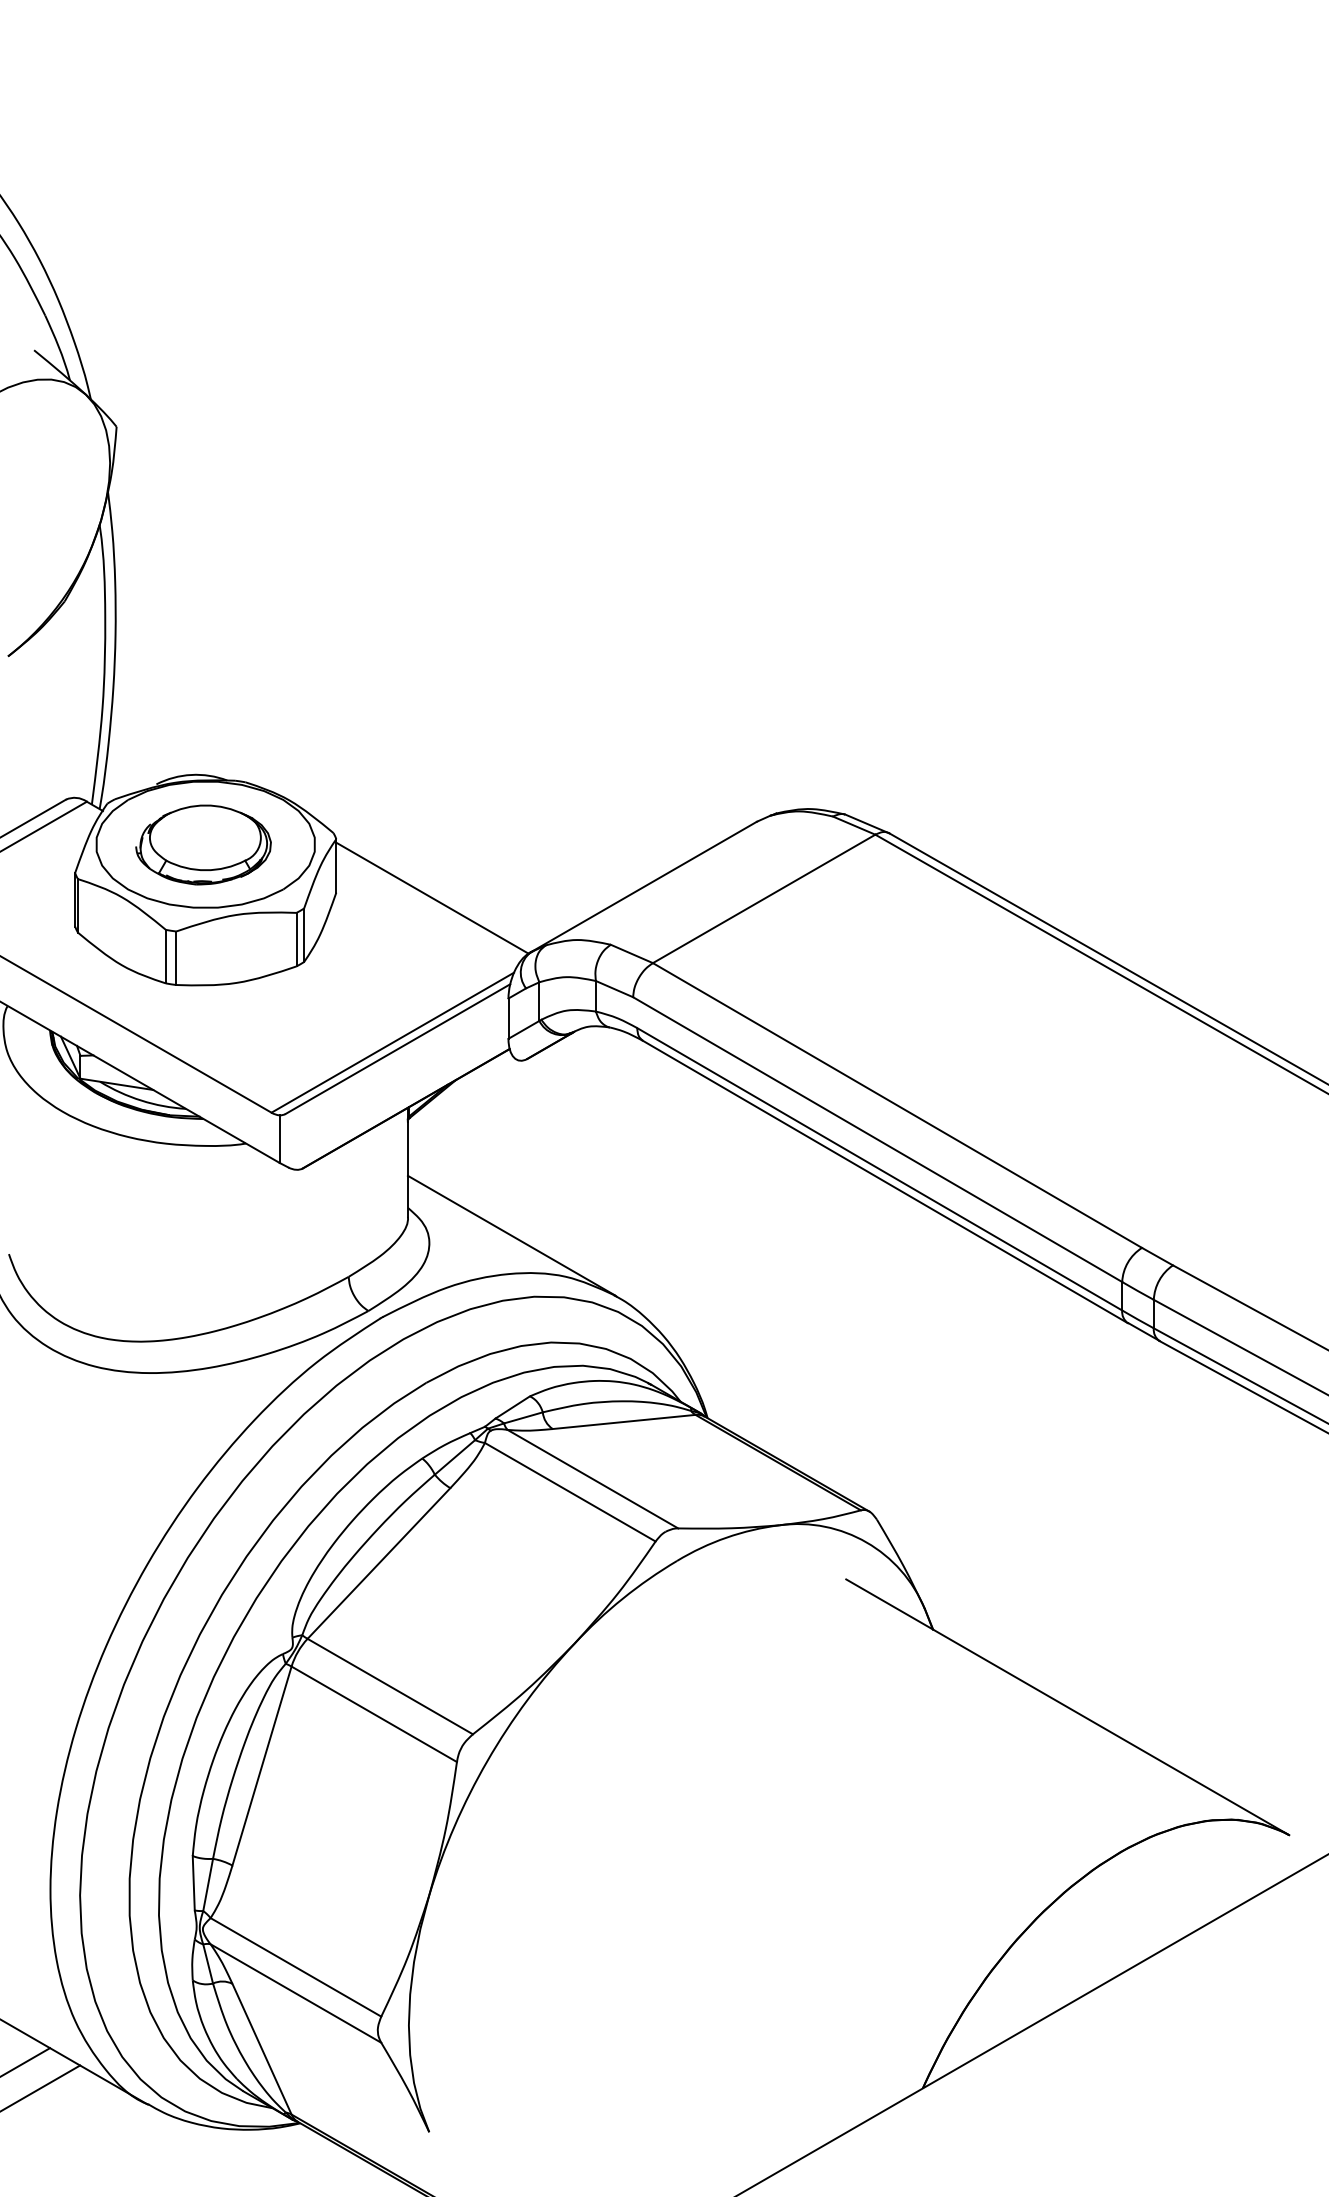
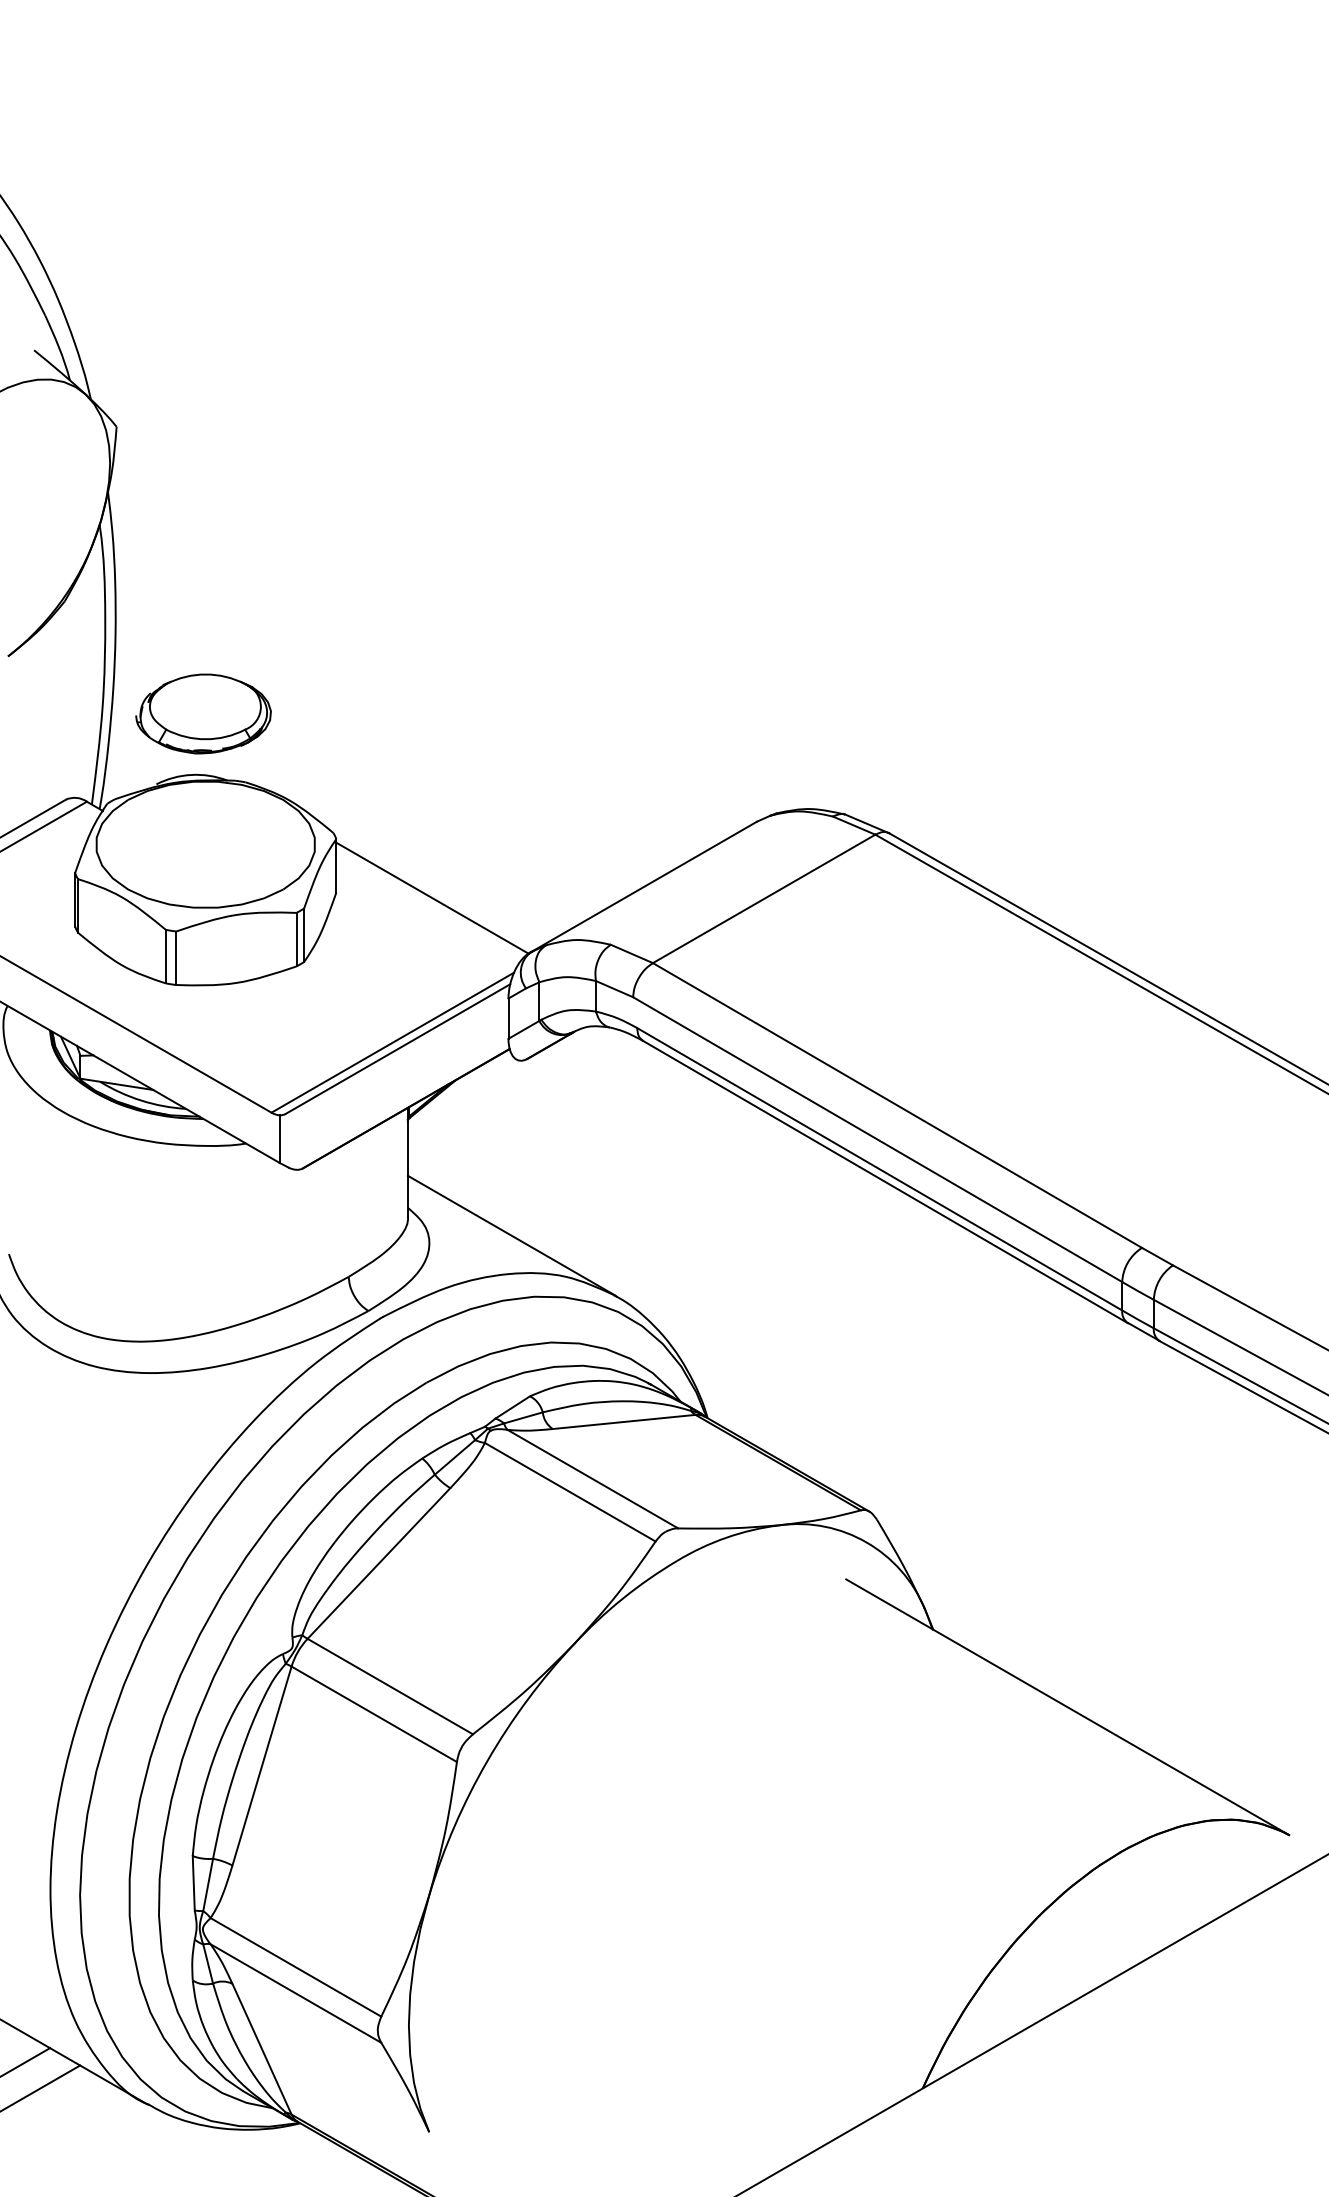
part position: (203, 844) -> (203, 713) (203, 713)
